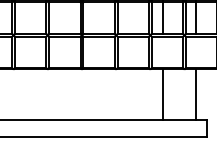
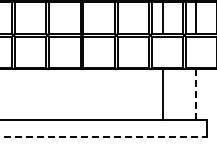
line: solid -> dashed (195, 94)
line: solid -> dashed (103, 137)
